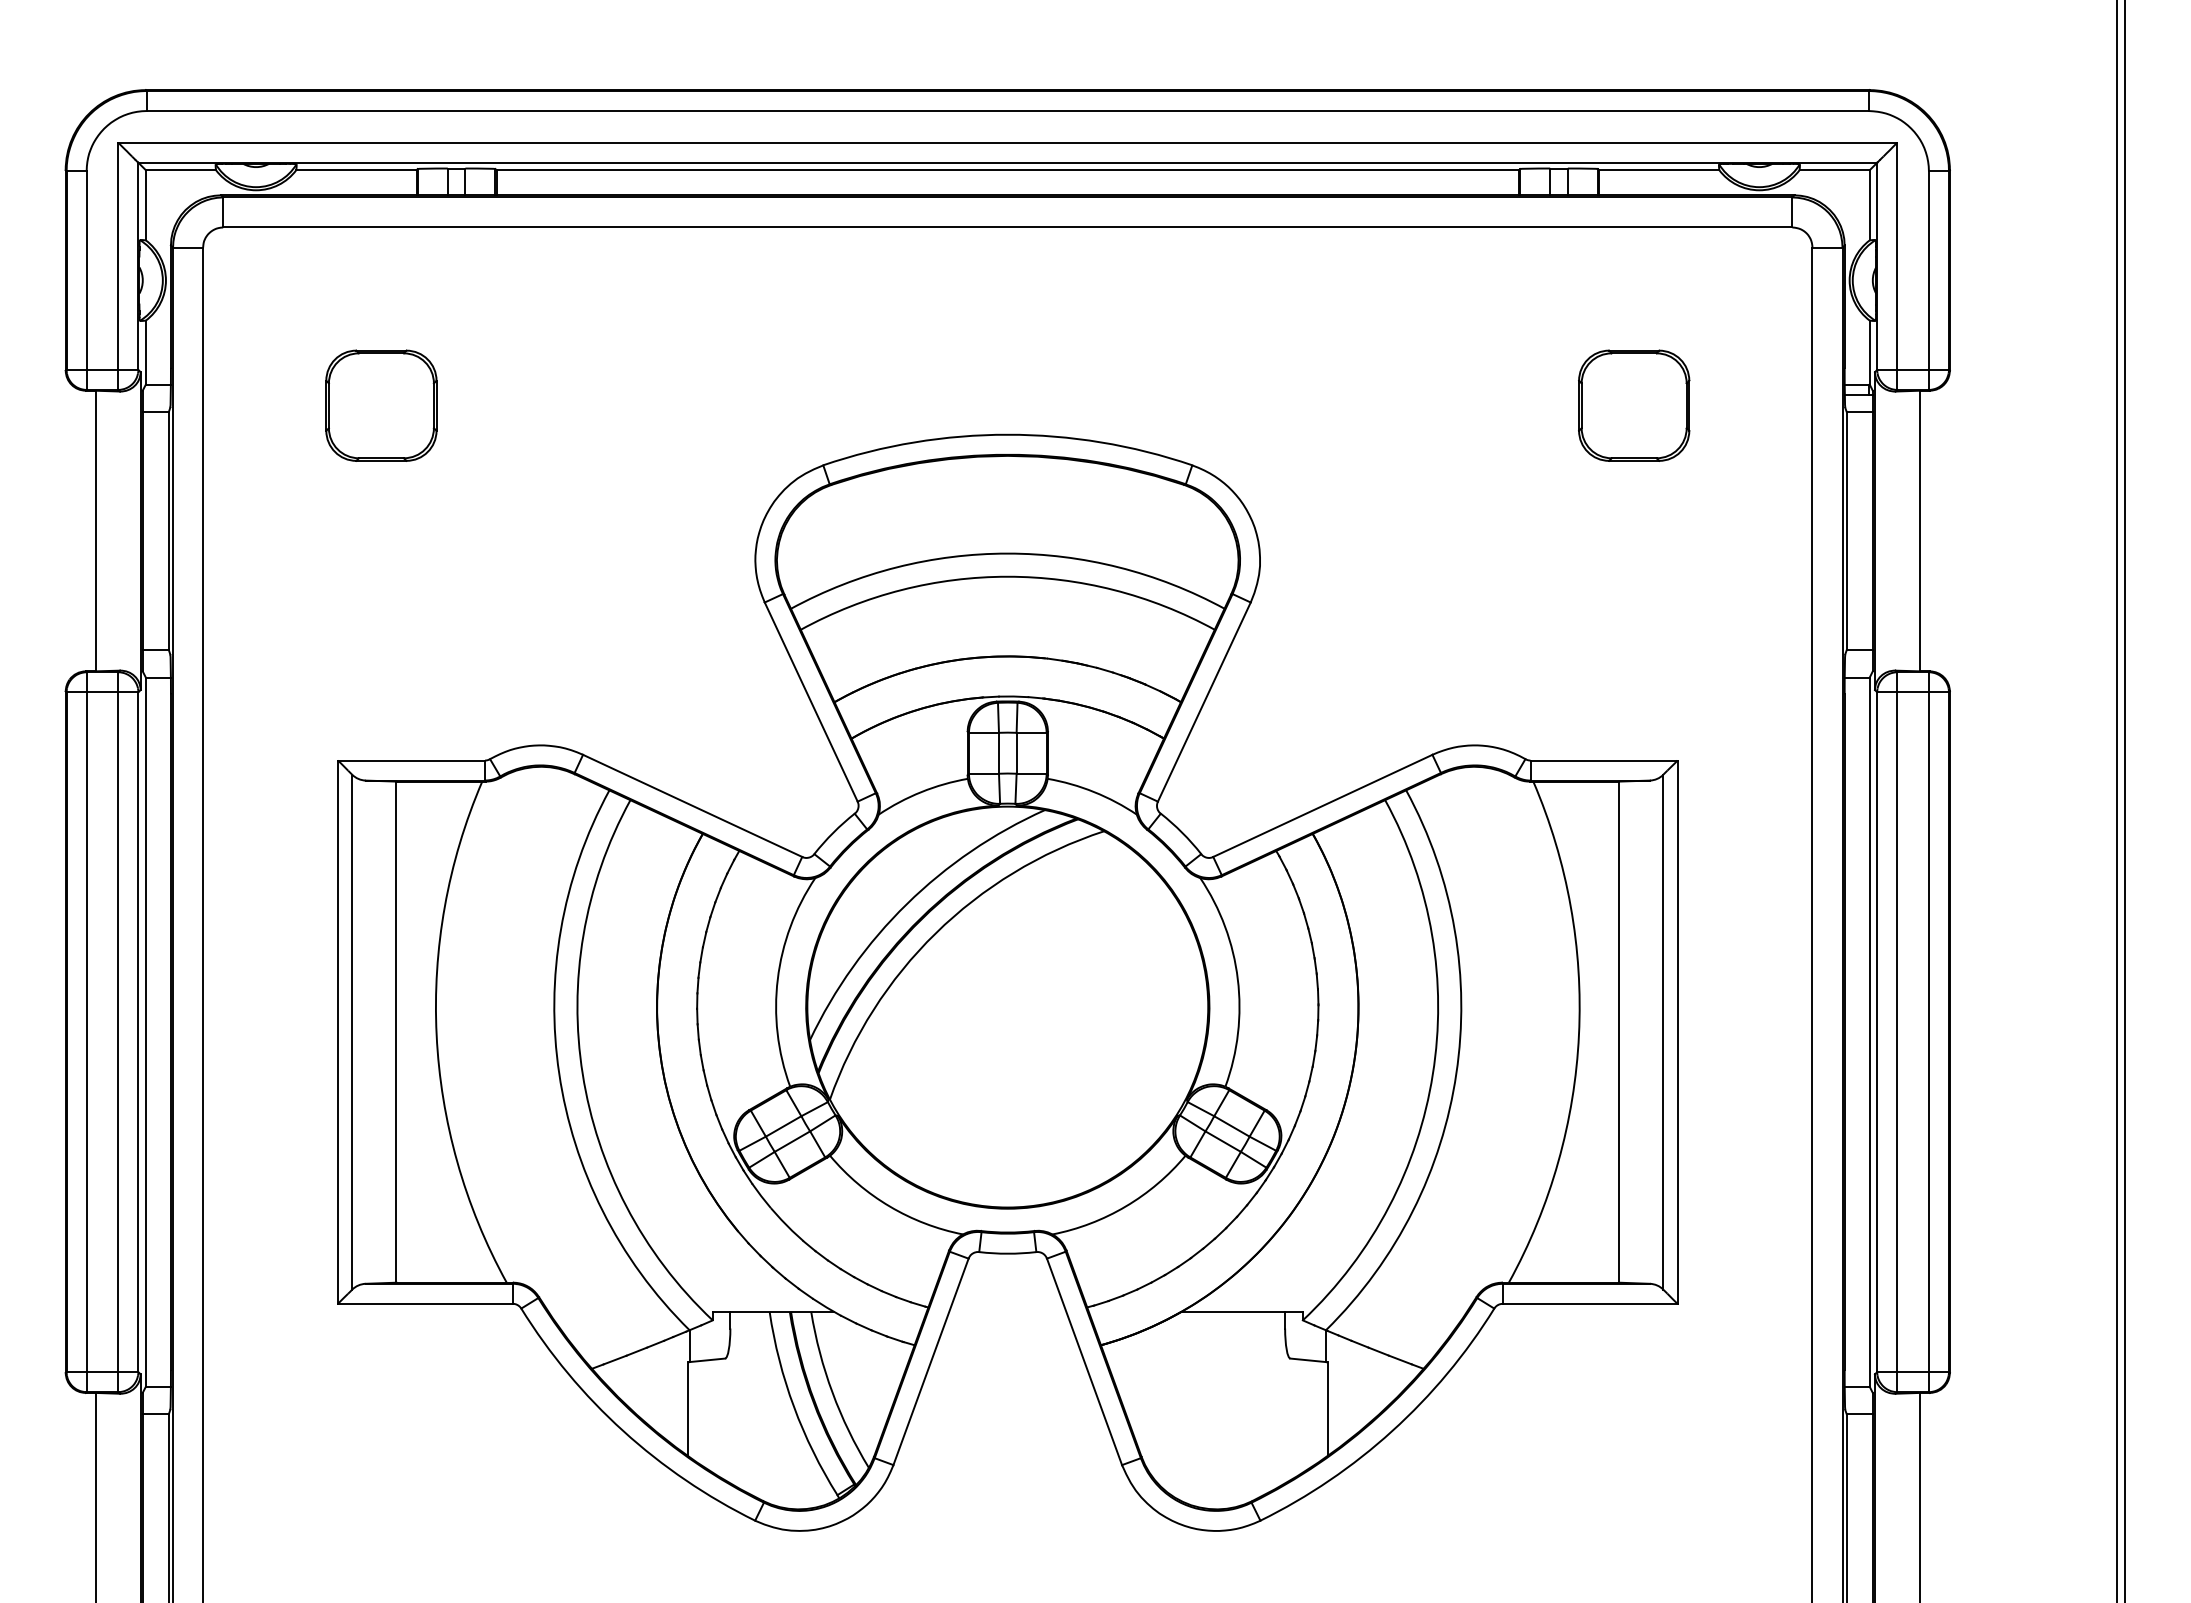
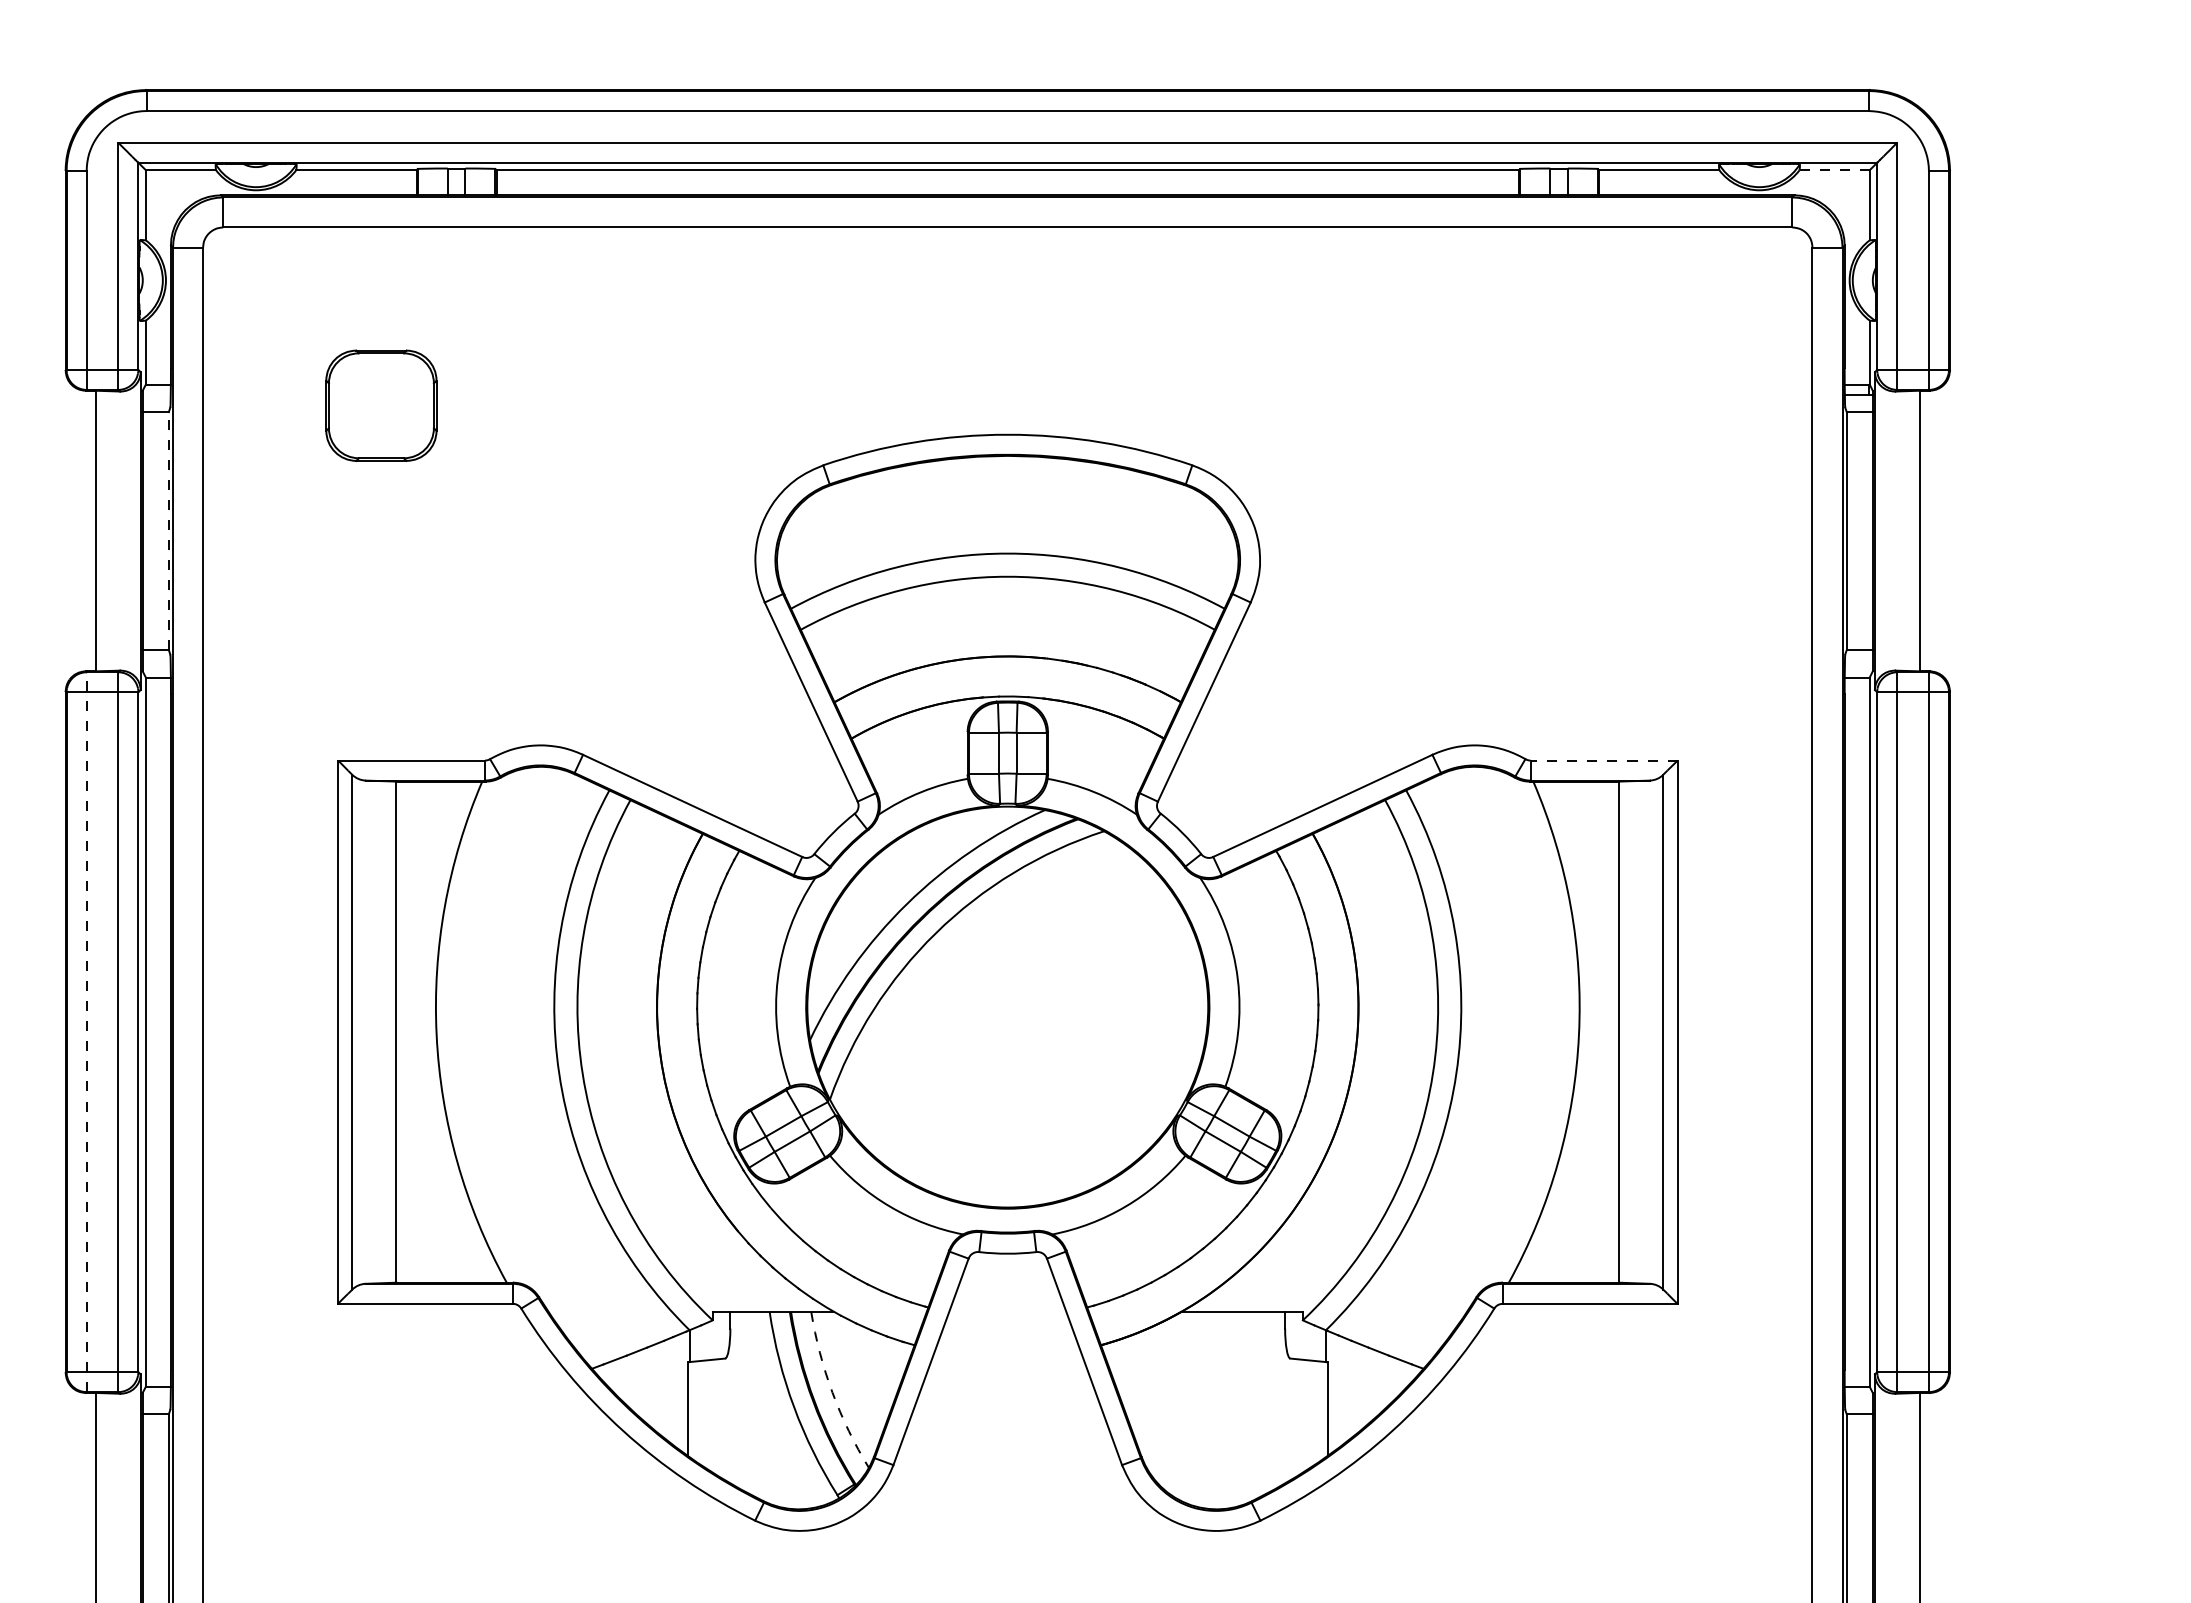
line: solid -> dashed (1835, 170)
part: present -> none (1634, 405)
line: solid -> dashed (168, 530)
line: solid -> dashed (1604, 760)
line: present -> none (2117, 800)
line: present -> none (2125, 800)
line: solid -> dashed (86, 1032)
arc: solid -> dashed (832, 1392)
